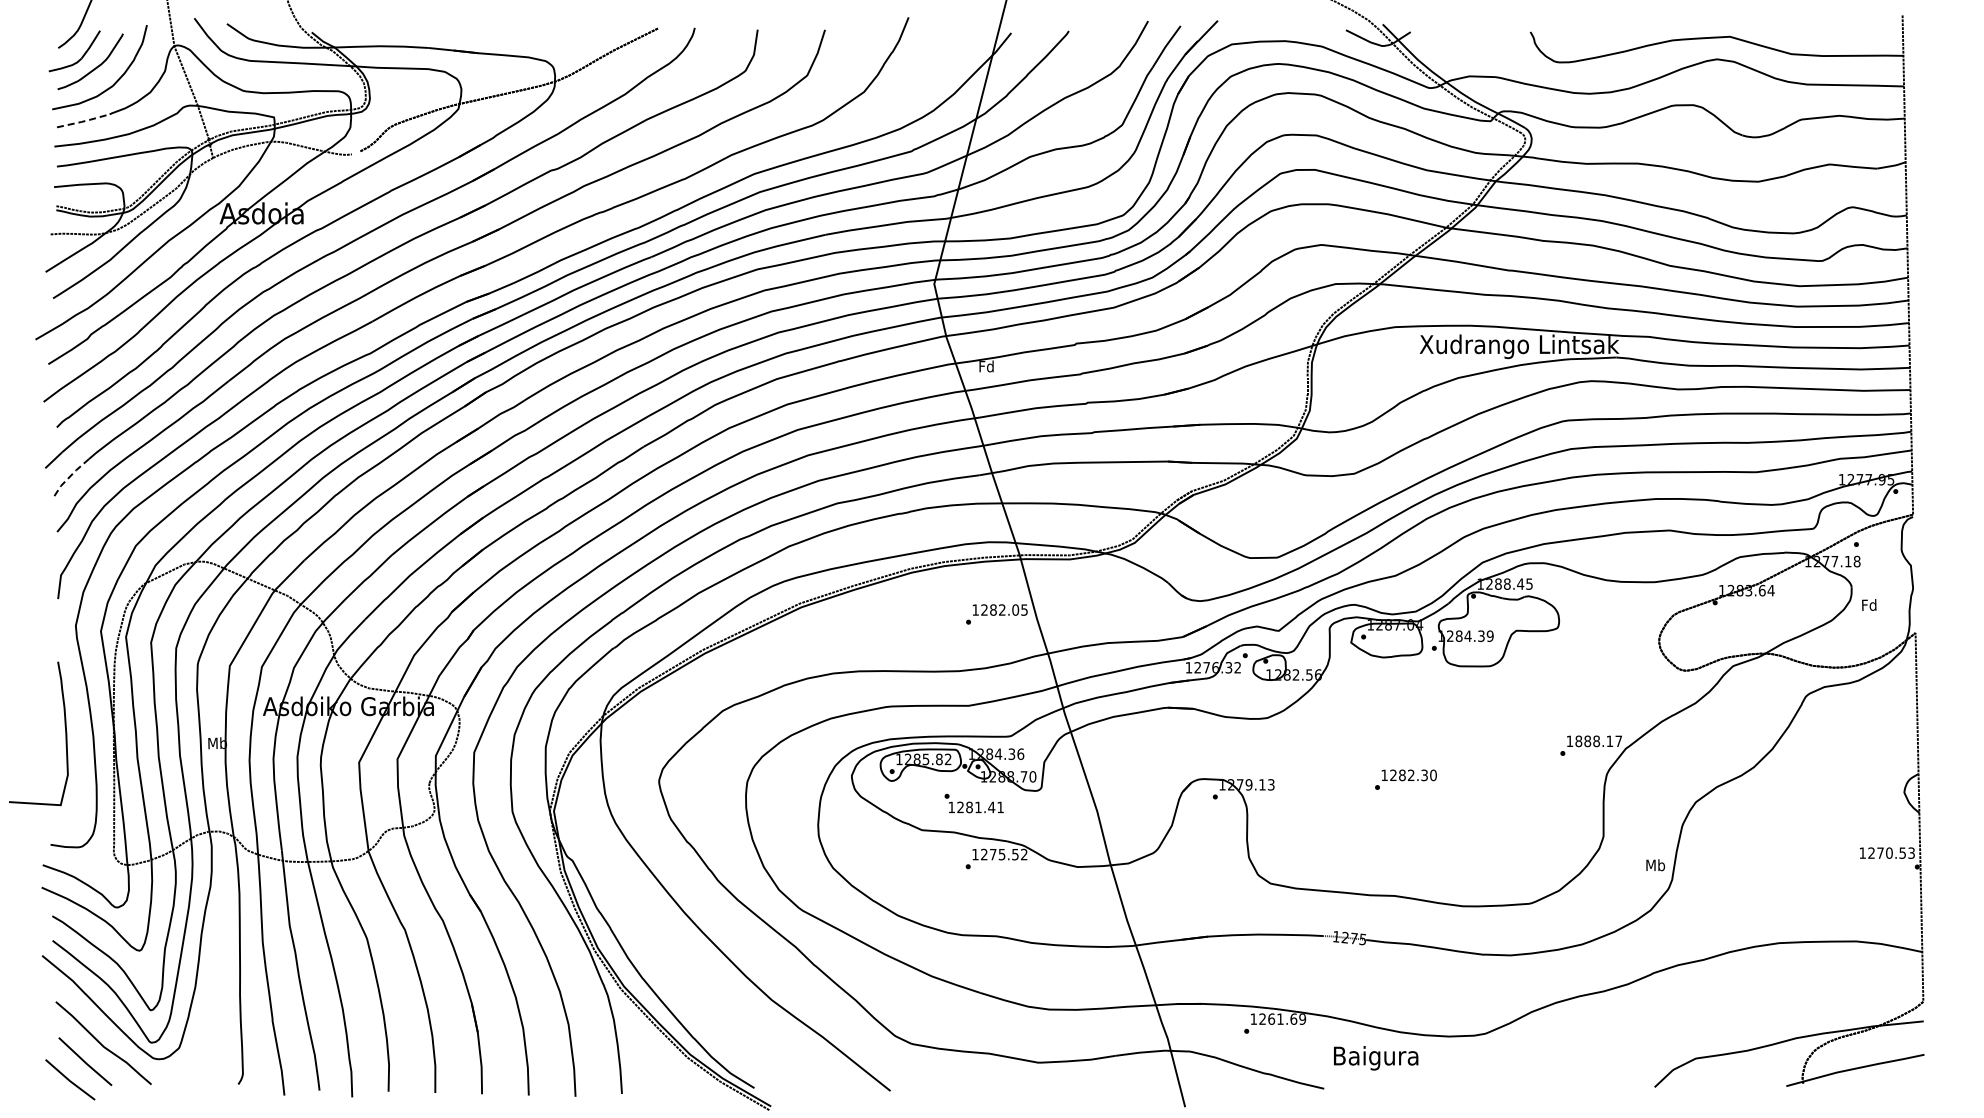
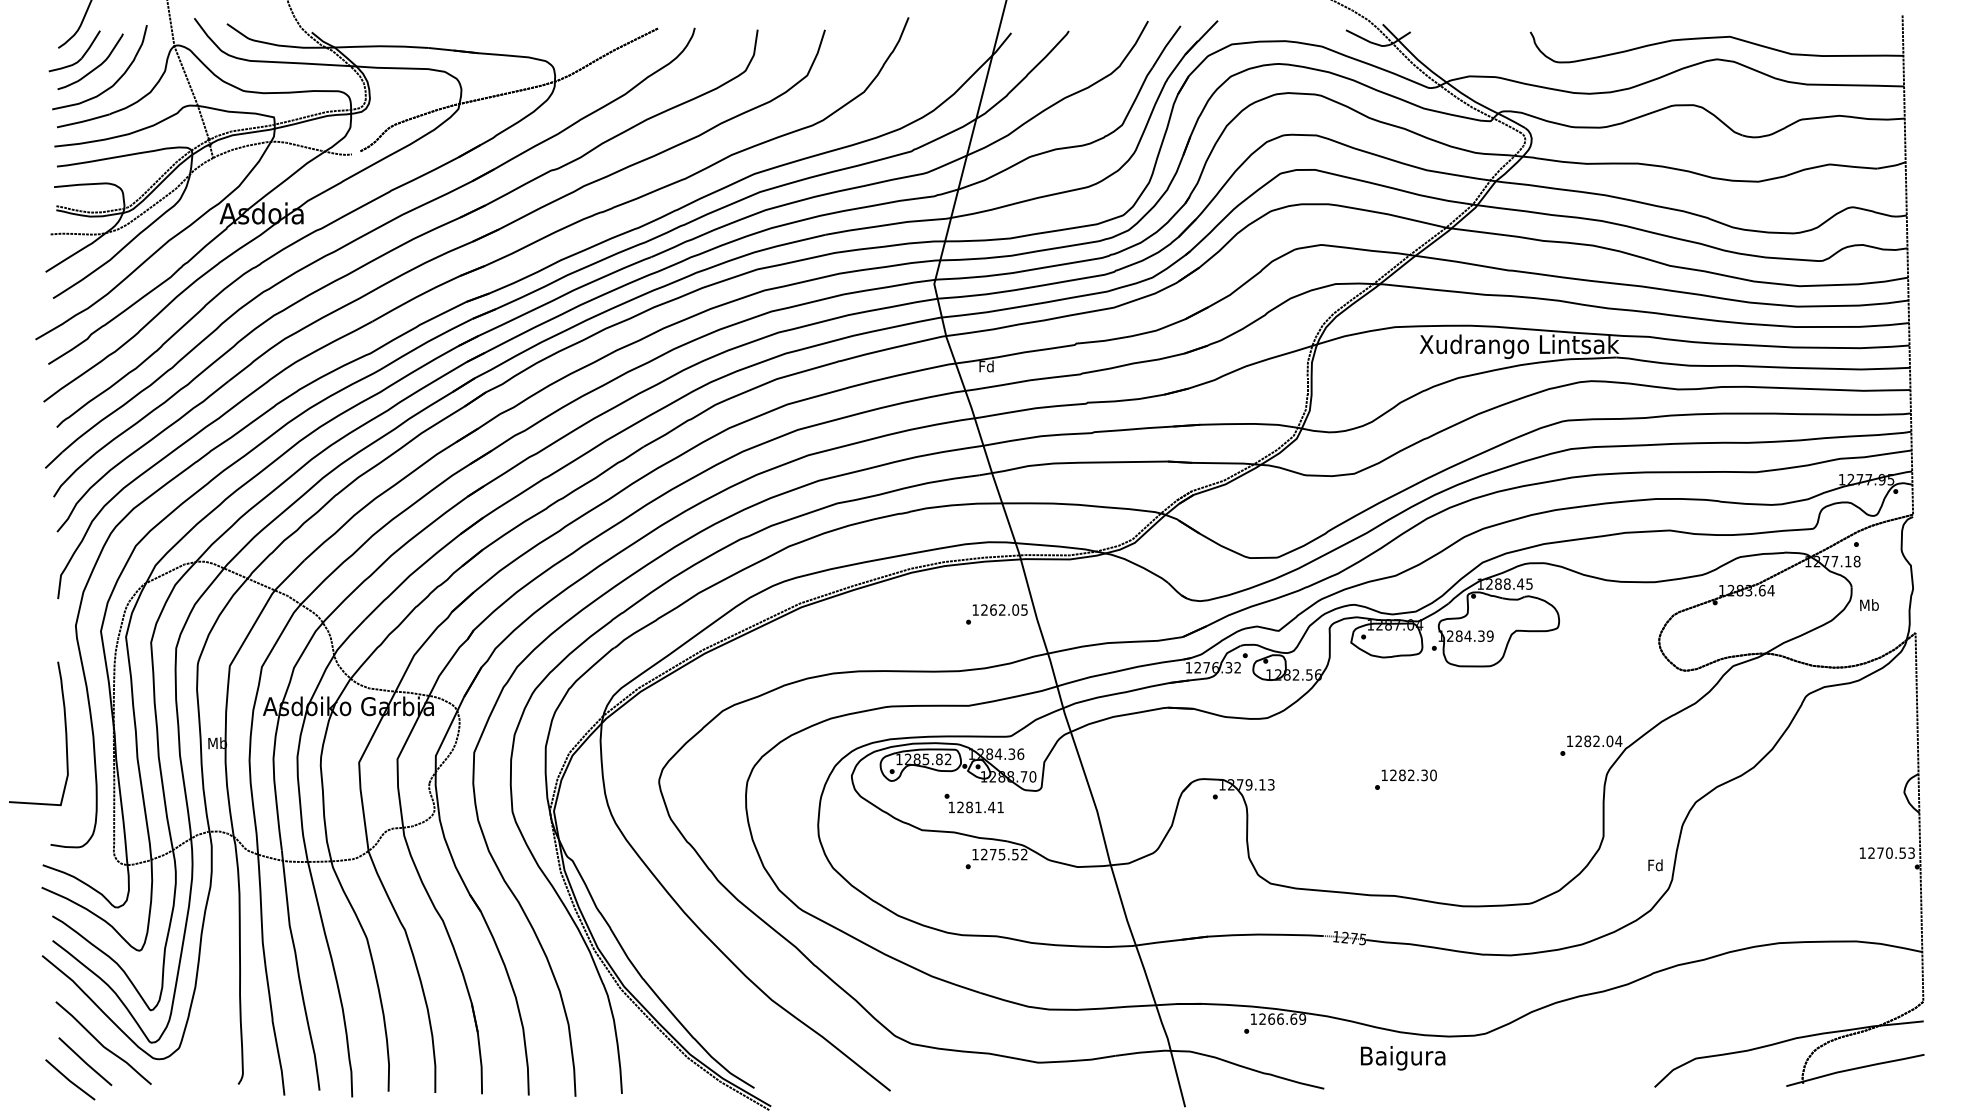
line: dashed -> solid (83, 121)
line: dashed -> solid (69, 476)
text: Fd -> Mb (1869, 604)
text: 1282.05 -> 1262.05 (993, 609)
text: 1888.17 -> 1282.04 (1598, 741)
text: Mb -> Fd (1655, 865)
text: 1261.69 -> 1266.69 (1280, 1018)
text position: (1376, 1058) -> (1403, 1058) (1403, 1058)
